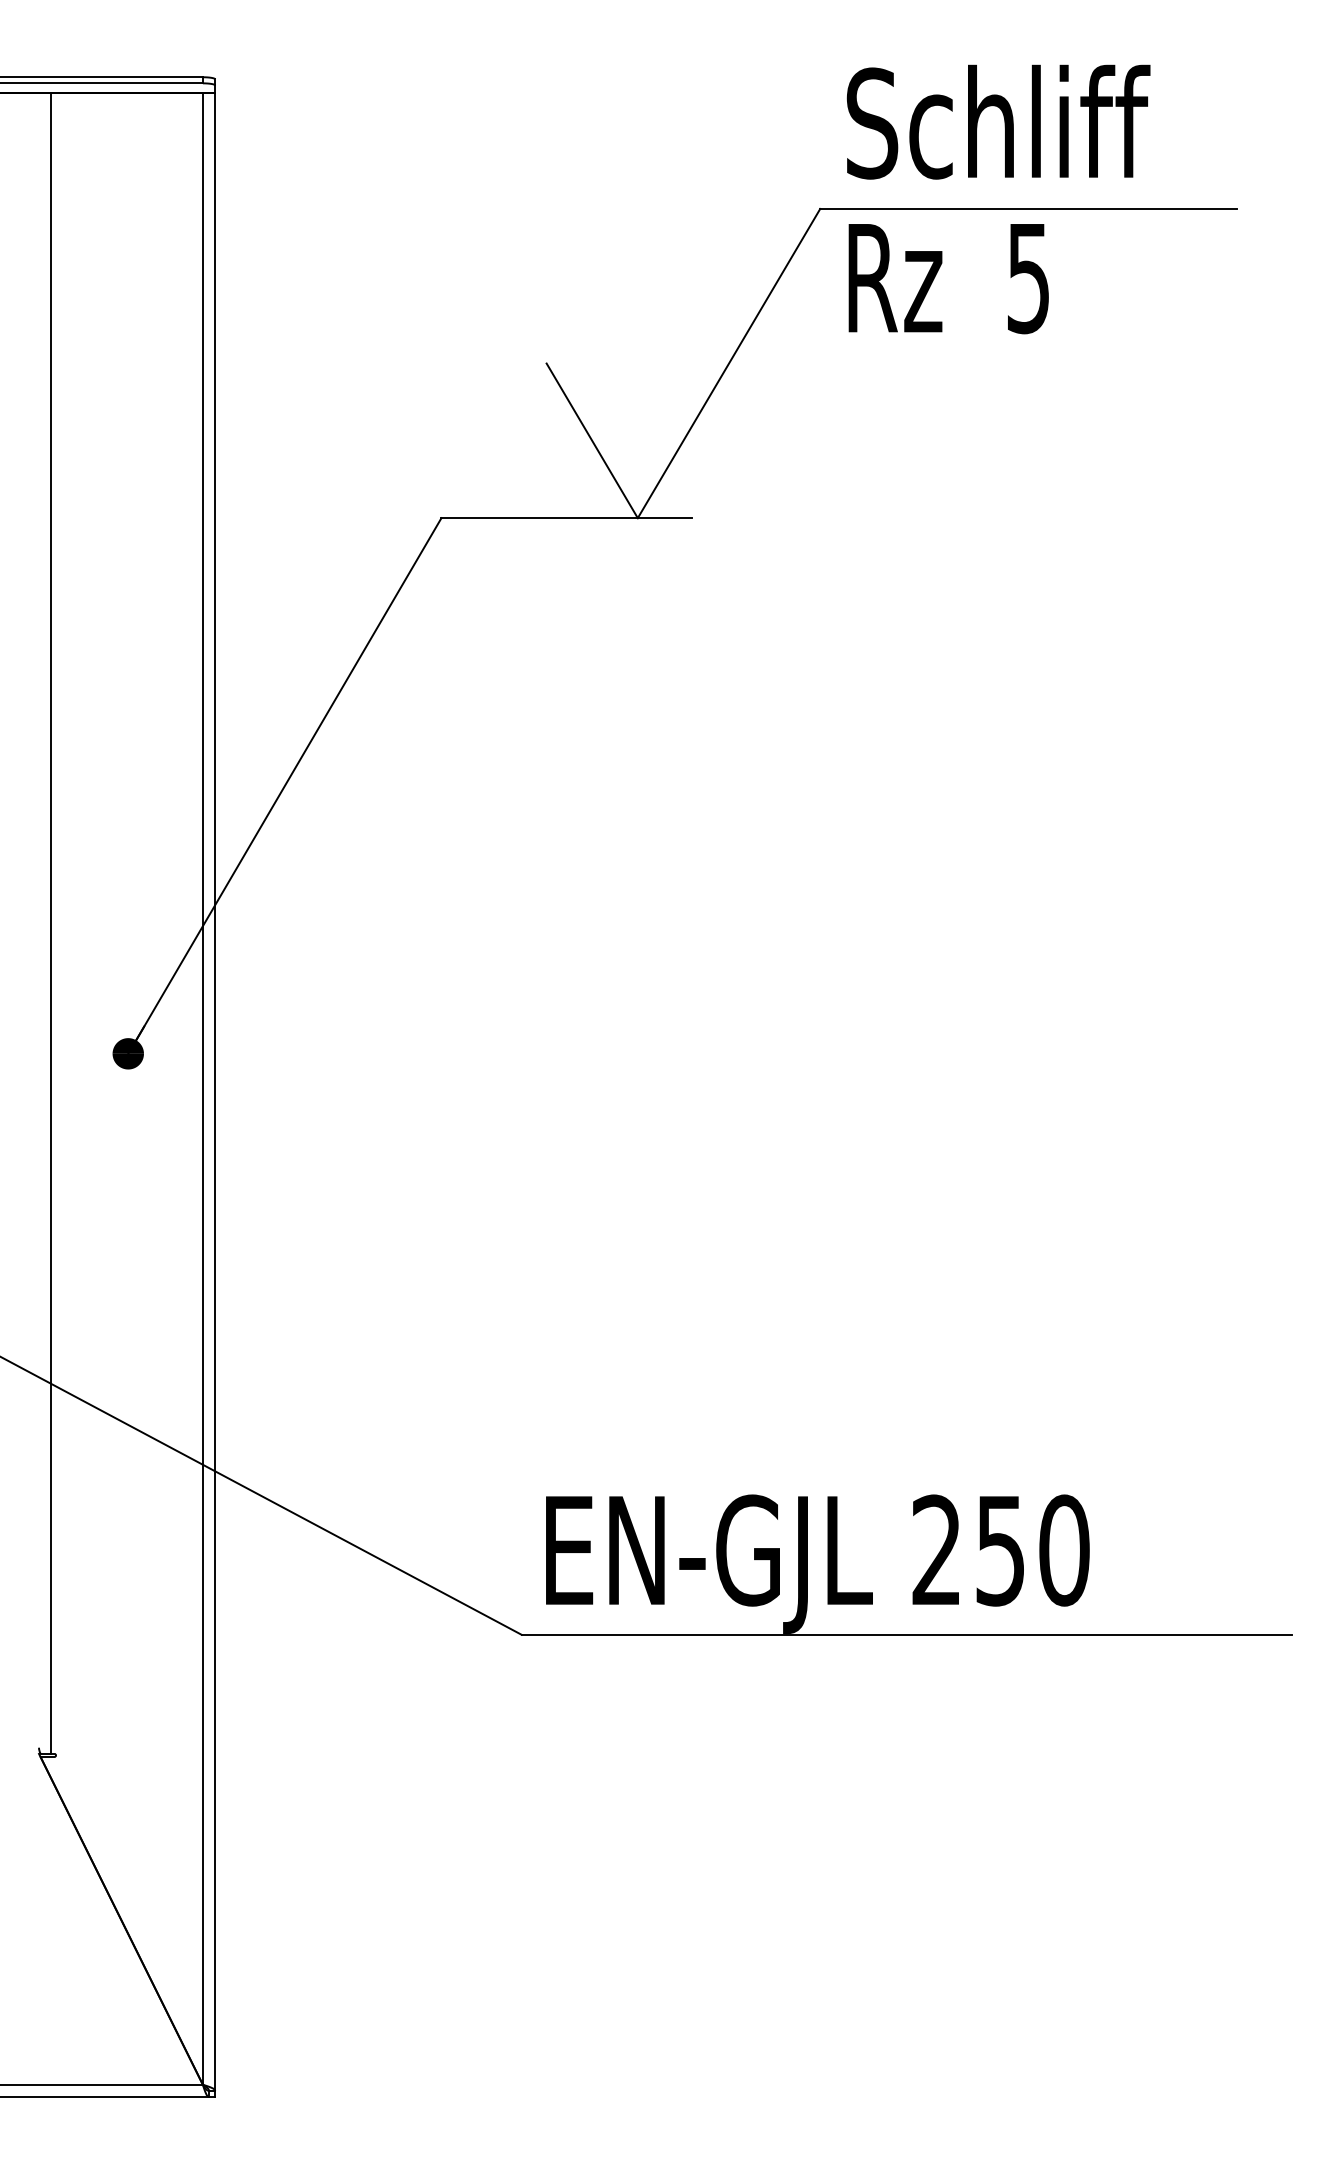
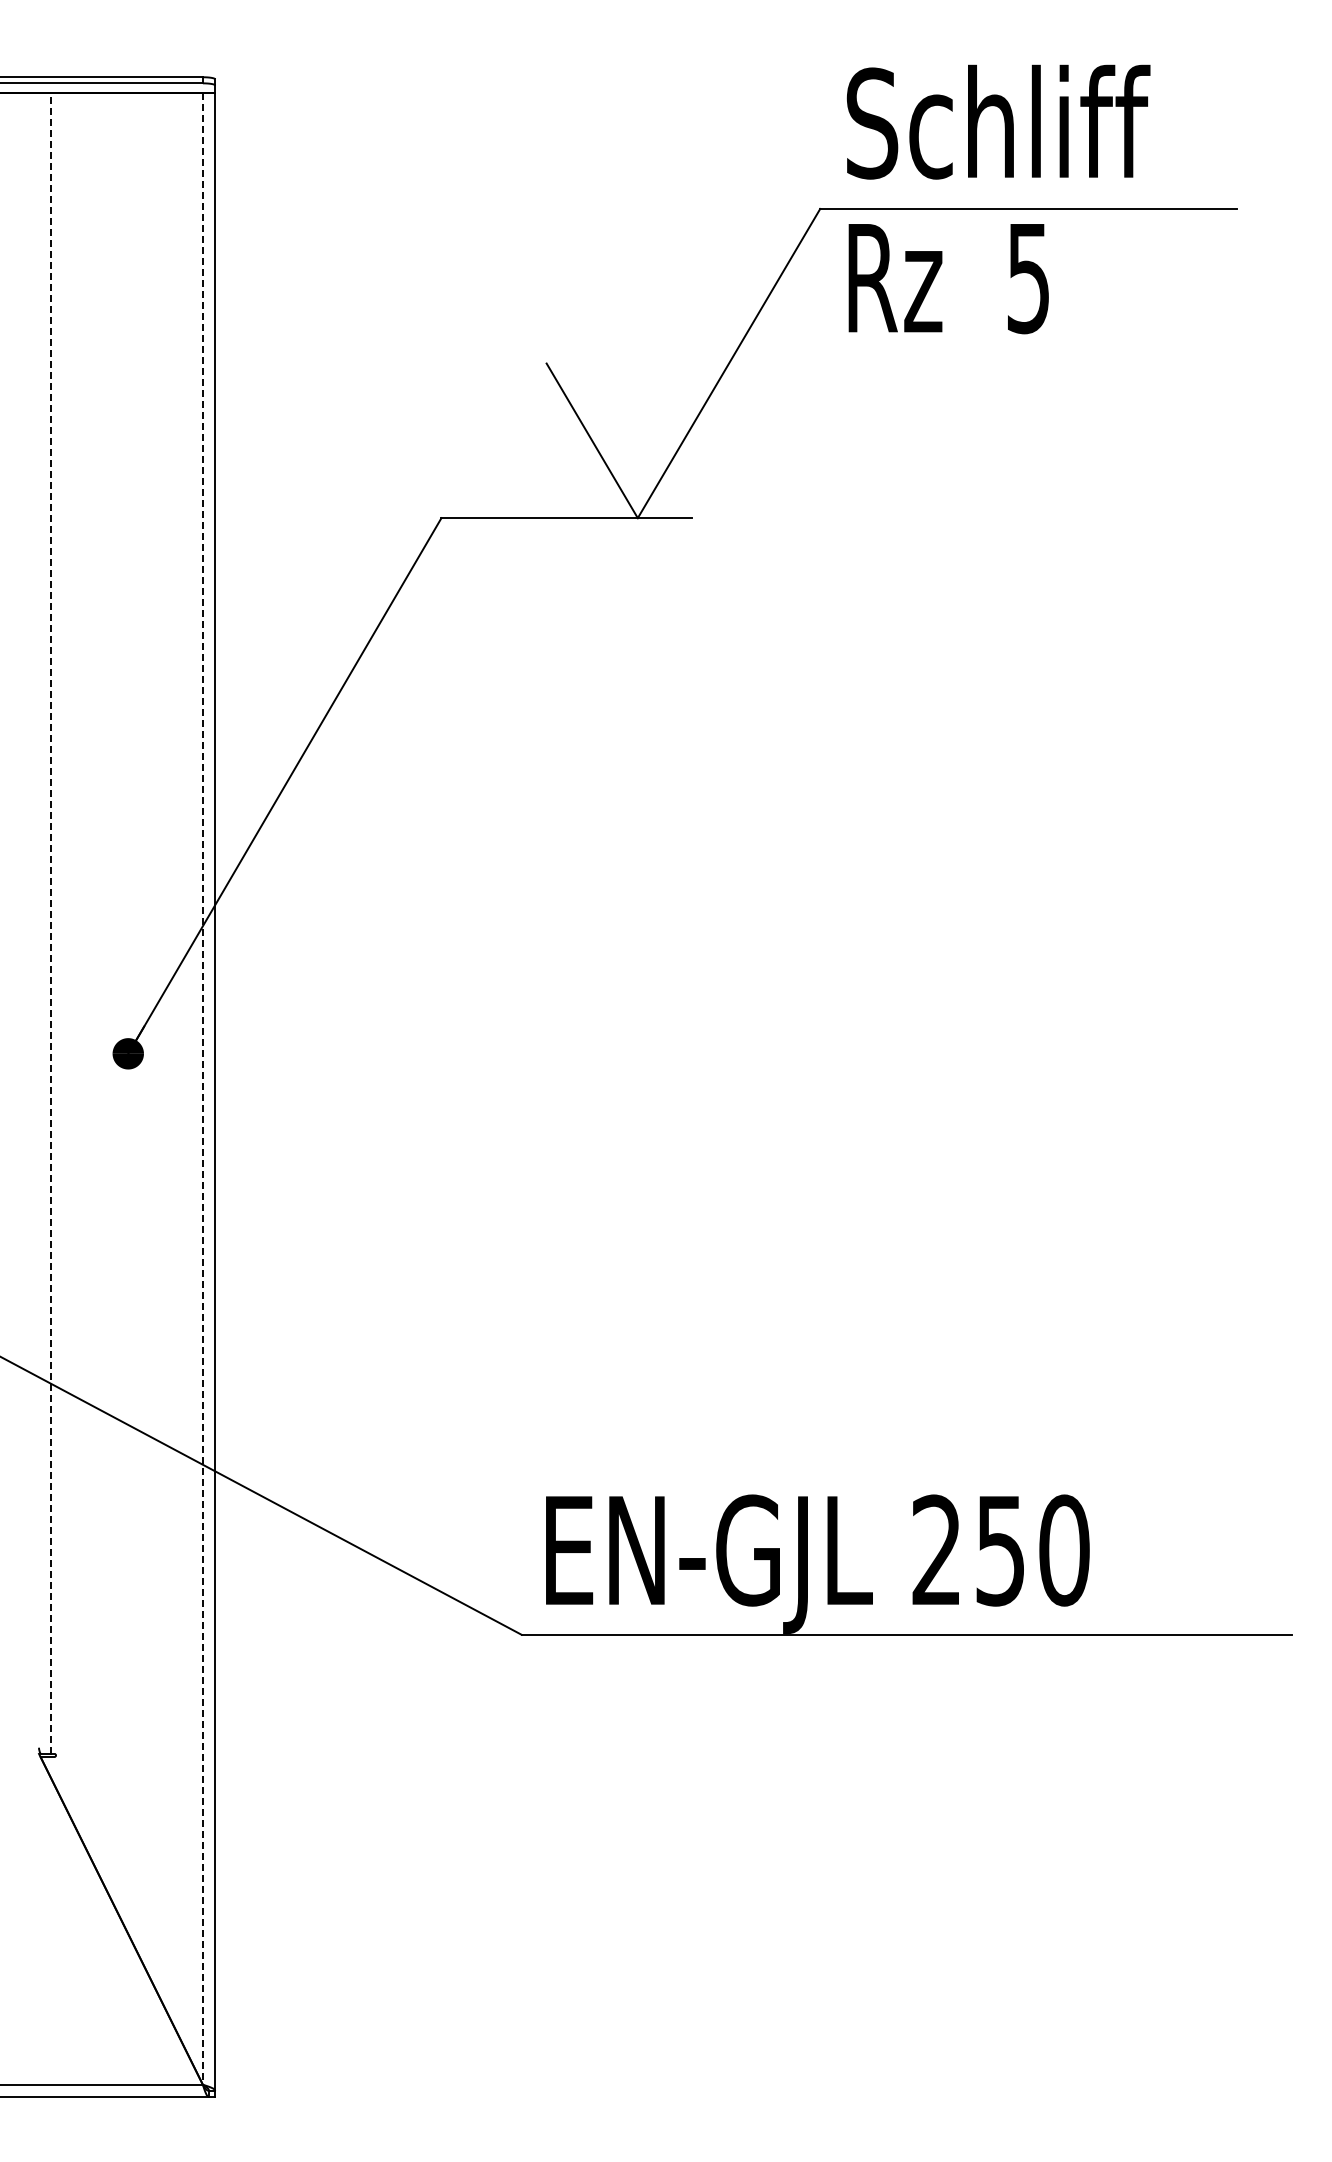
line: solid -> dashed (51, 923)
line: solid -> dashed (202, 1089)
